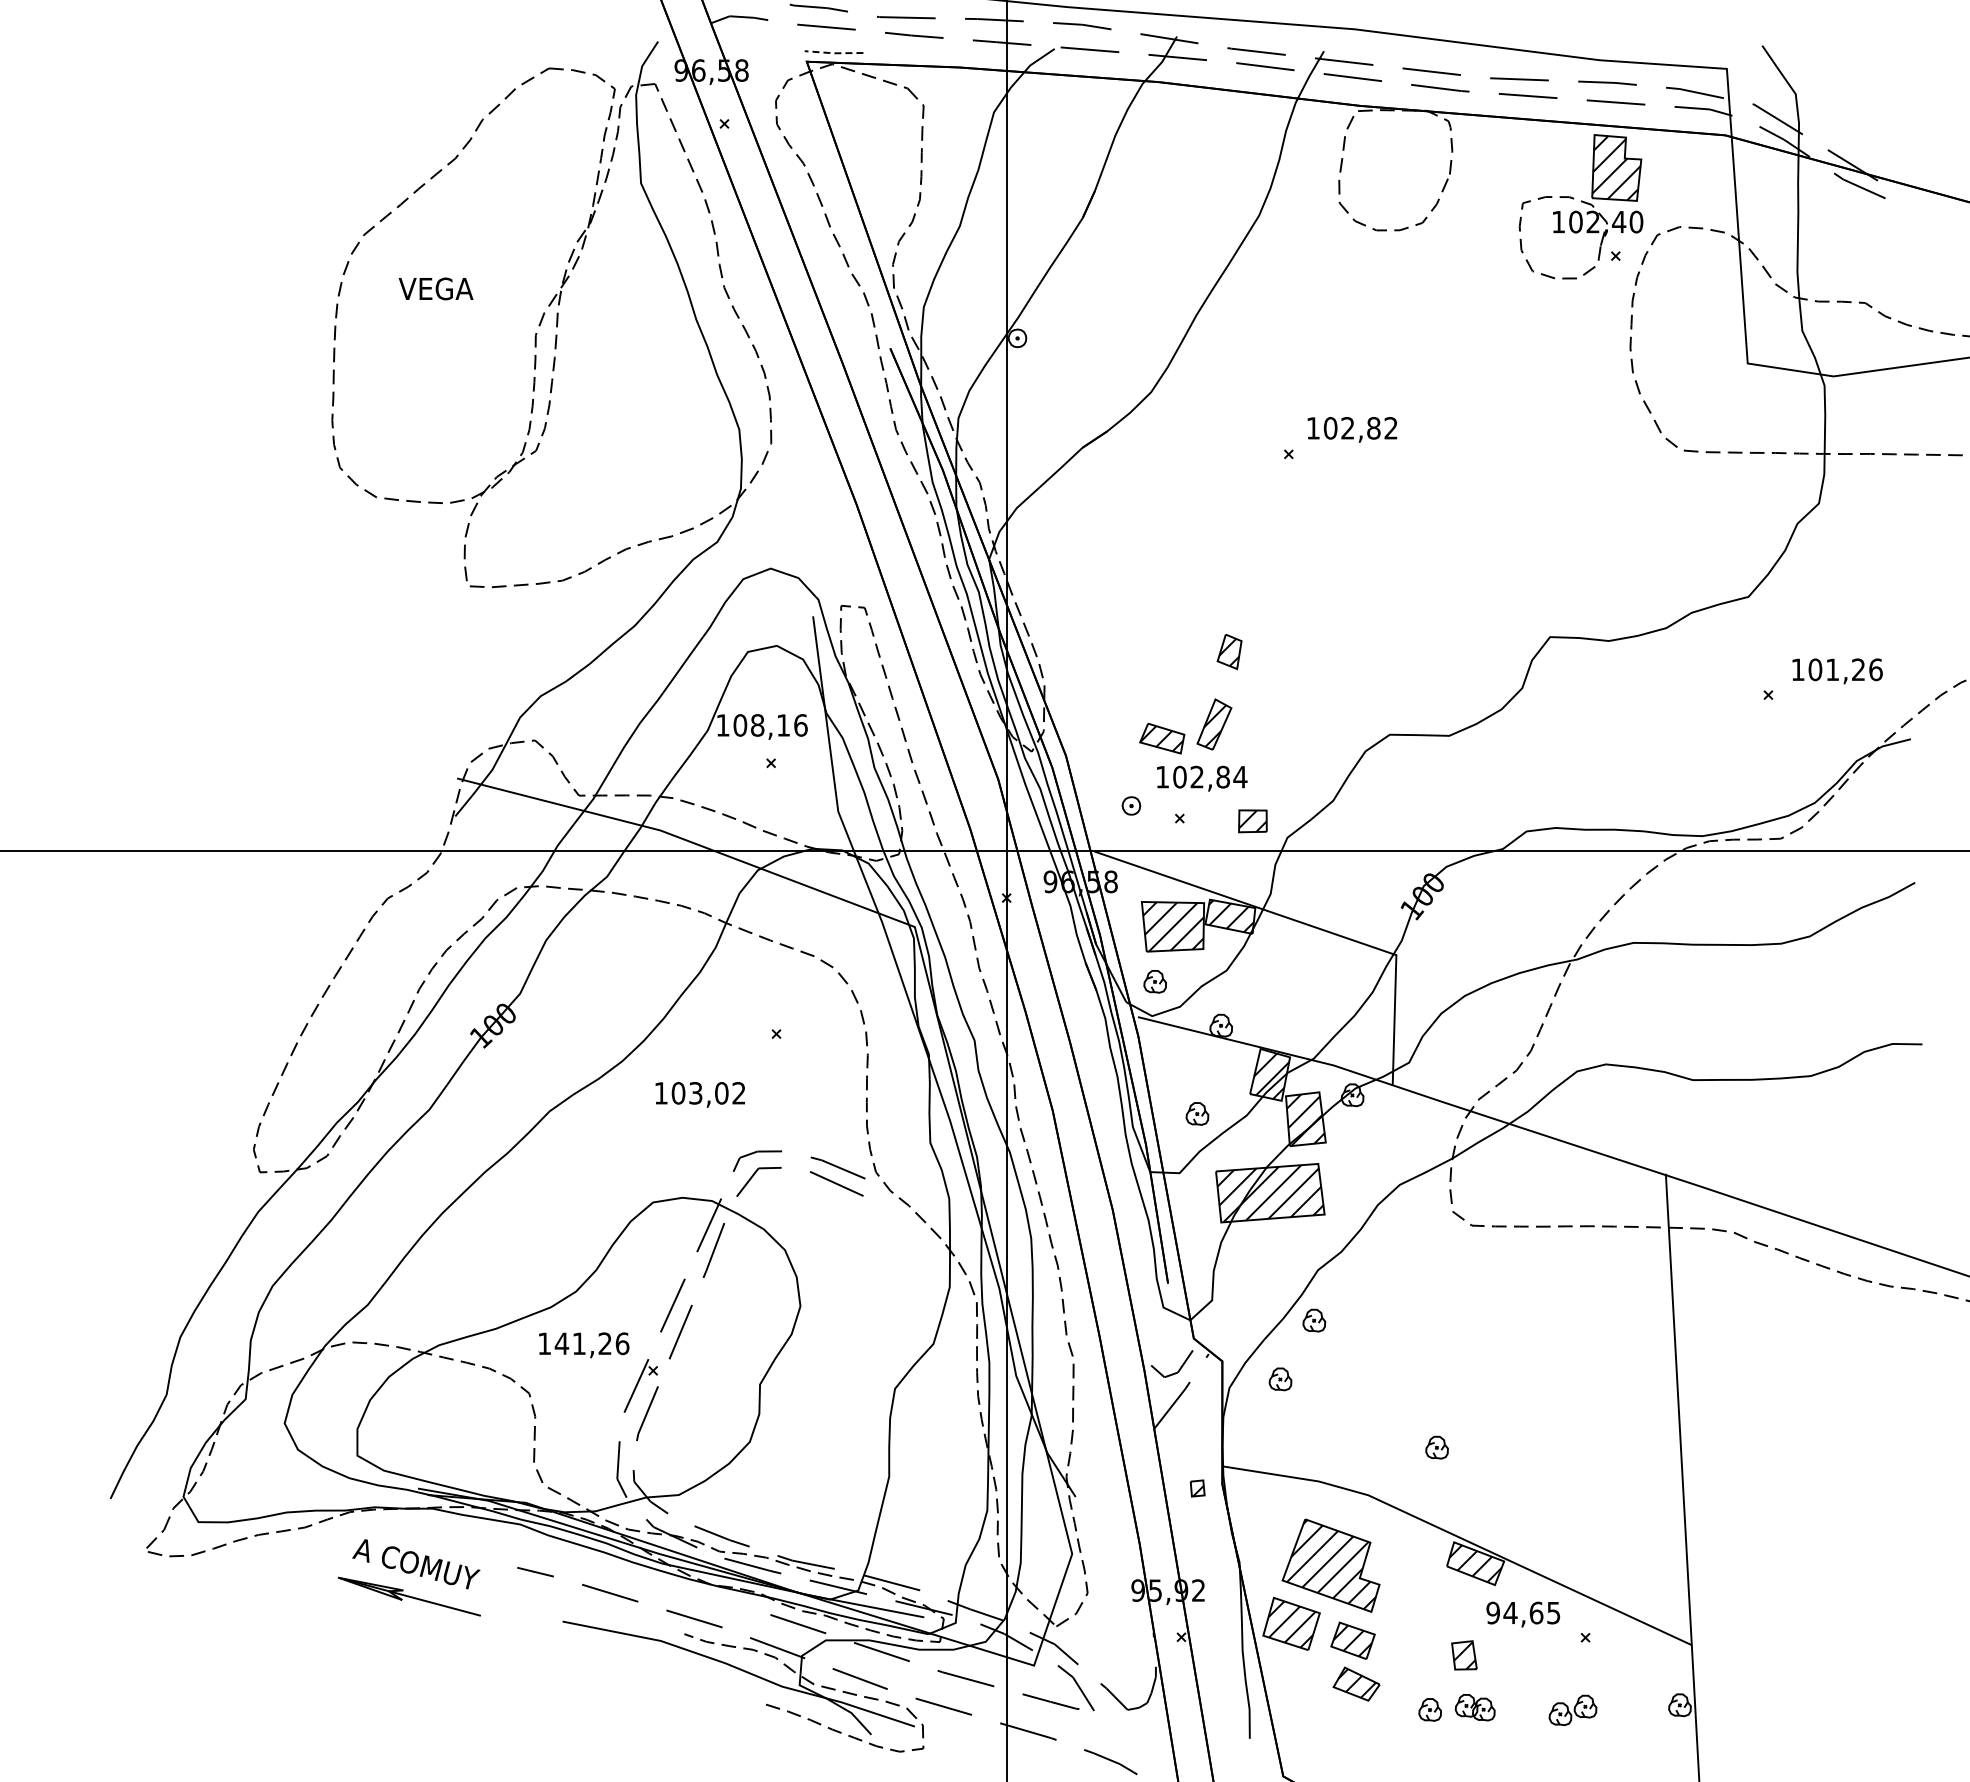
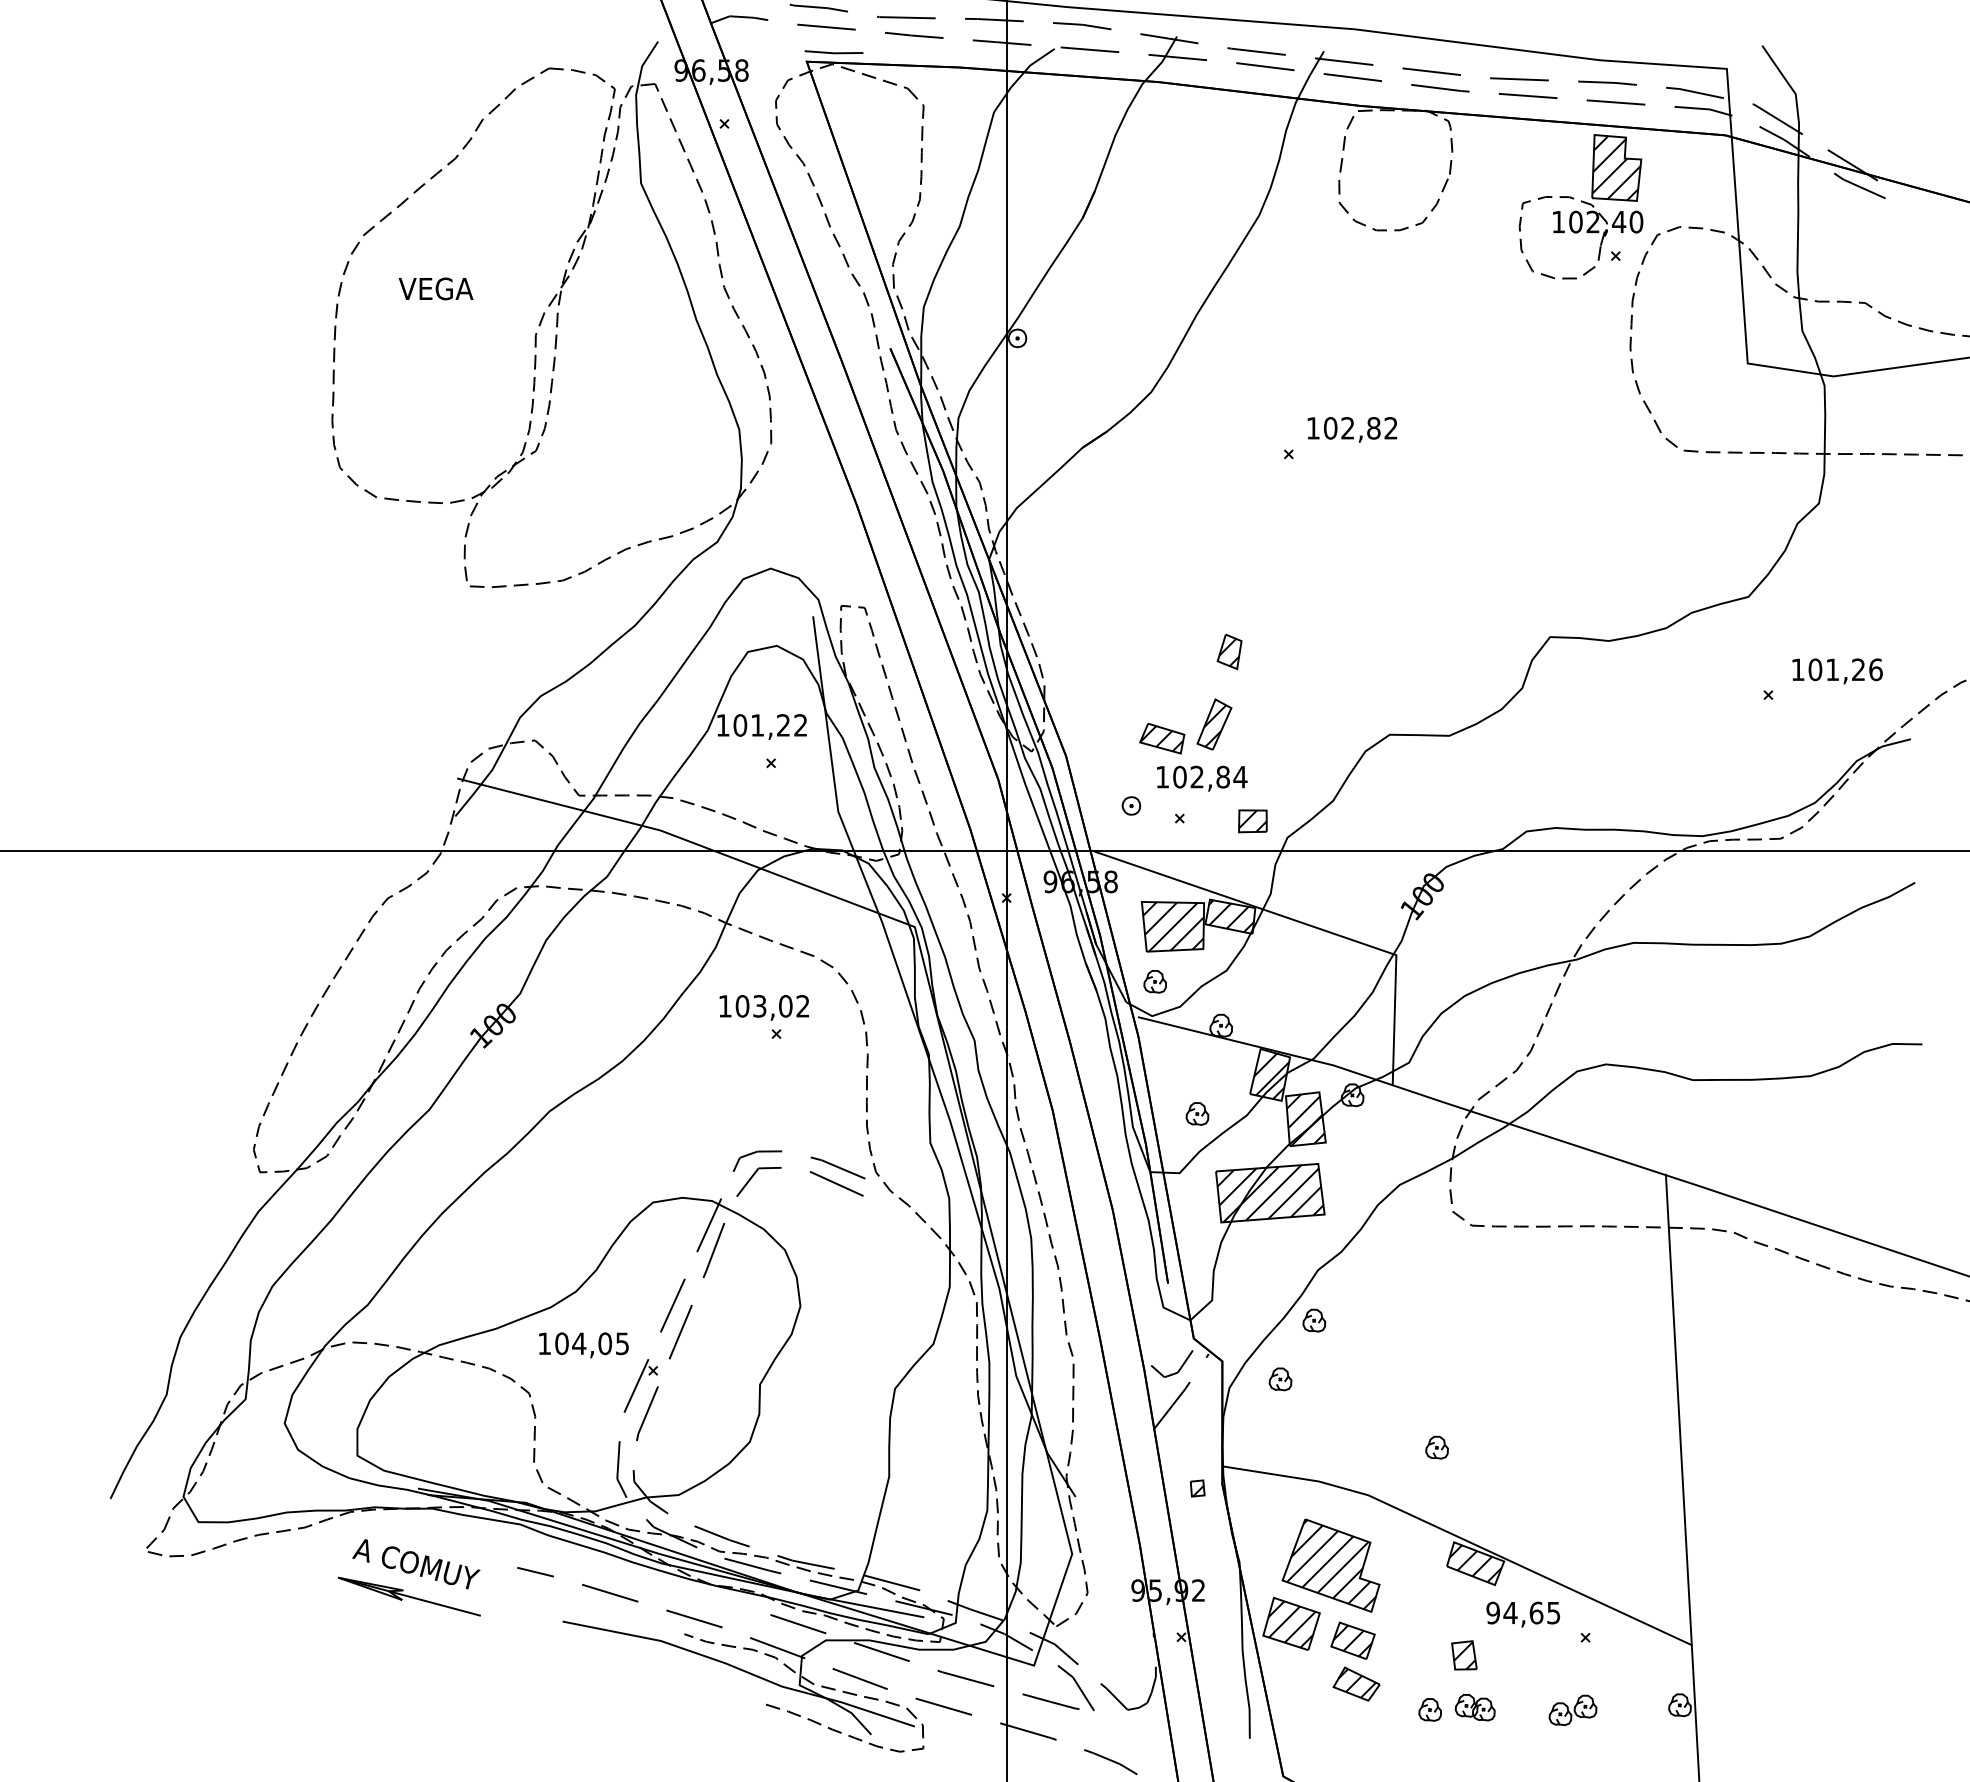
line: dashed -> solid (834, 53)
text: 108,16 -> 101,22 (779, 725)
text position: (699, 1094) -> (763, 1007) (763, 1007)
text: 141,26 -> 104,05 (591, 1343)
